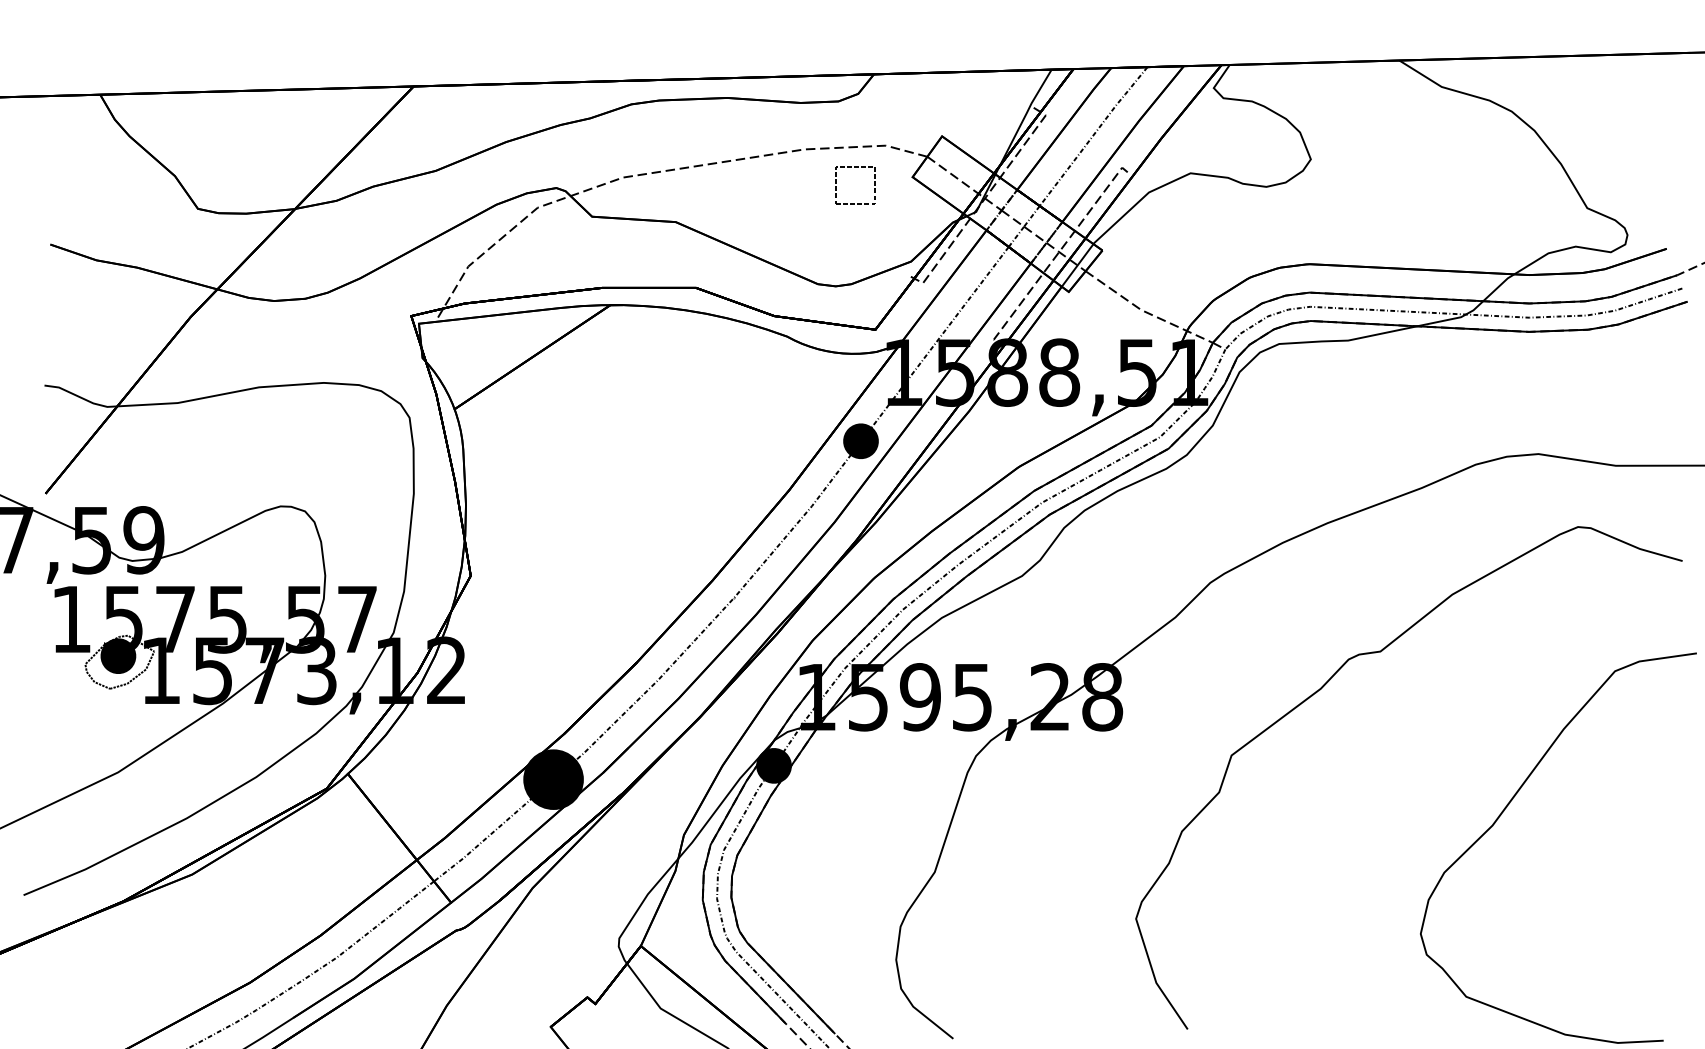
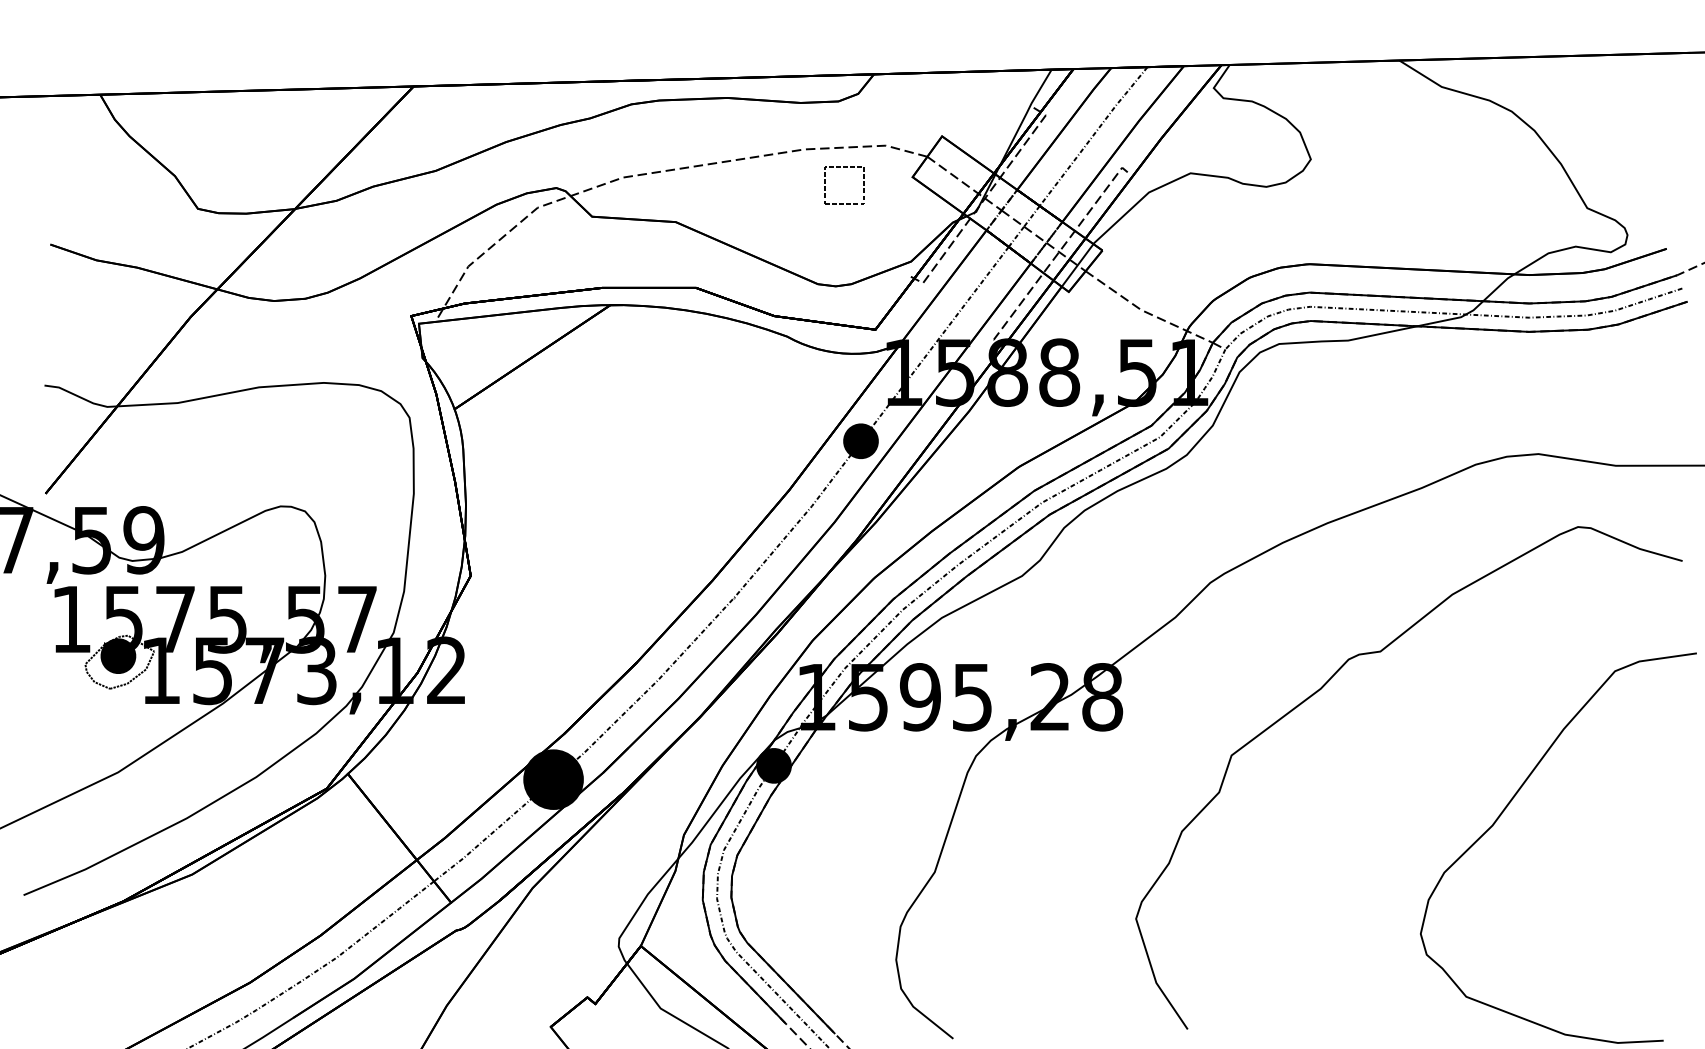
part position: (855, 167) -> (844, 167) (844, 167)
